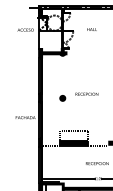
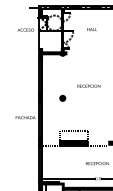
text position: (86, 93) -> (88, 85) (88, 85)
